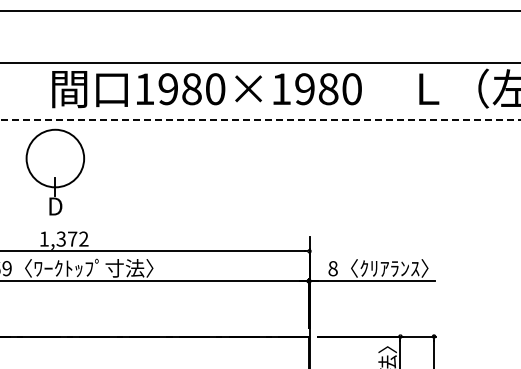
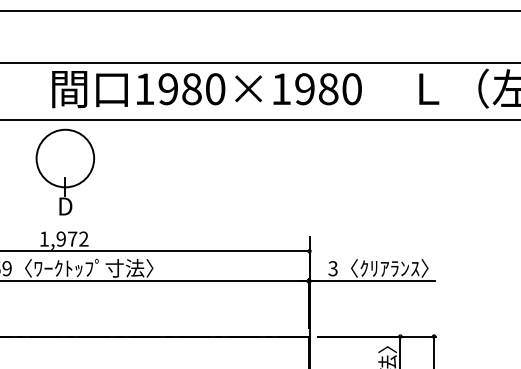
line: dashed -> solid (260, 119)
part position: (54, 171) -> (64, 171) (64, 171)
text: 1,372 -> 1,972 (60, 238)
text: 8 -> 3 (332, 268)
